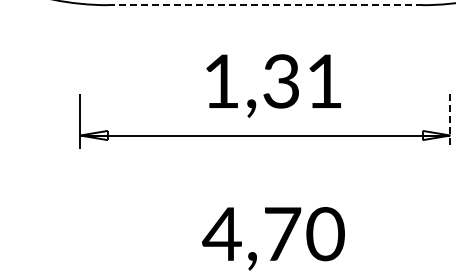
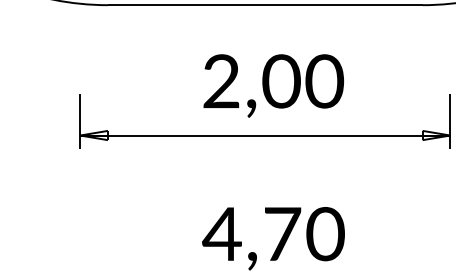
line: dashed -> solid (264, 5)
text: 1,31 -> 2,00 (273, 81)
line: dashed -> solid (450, 121)
